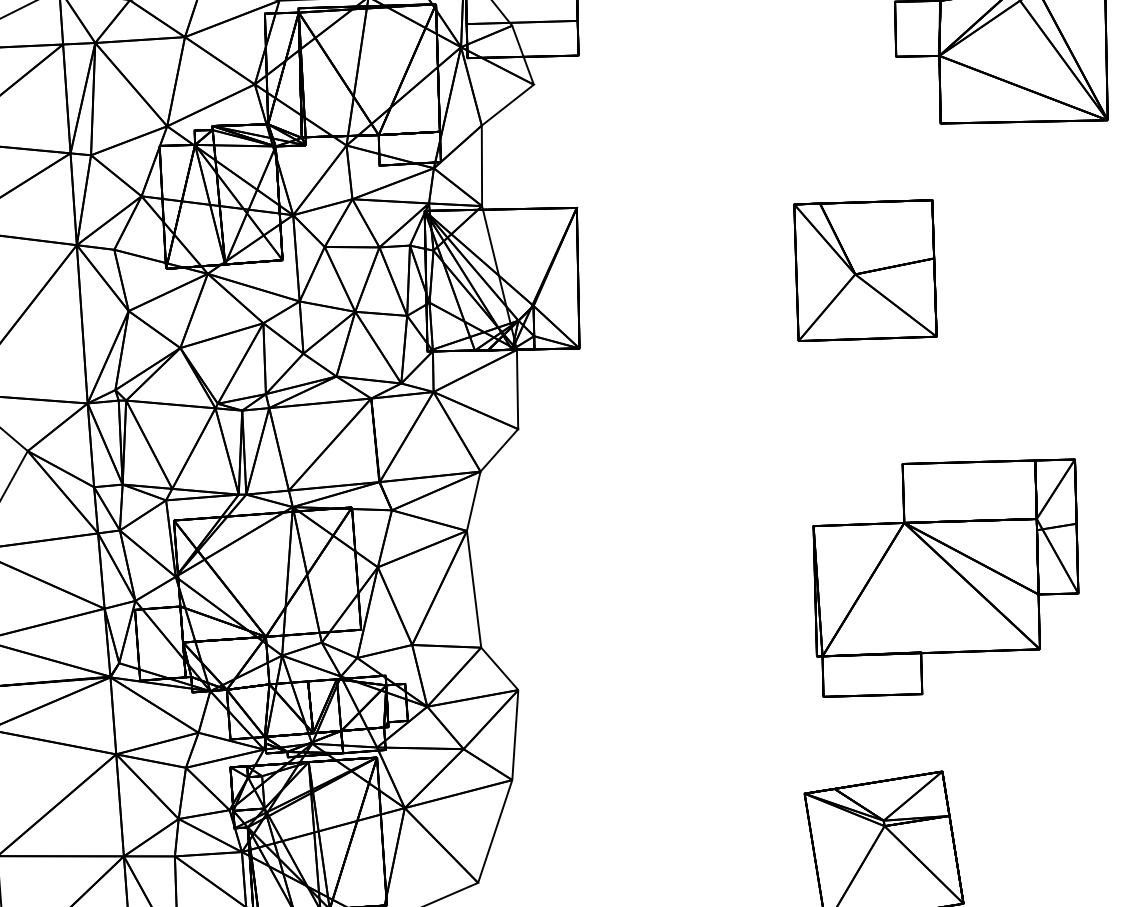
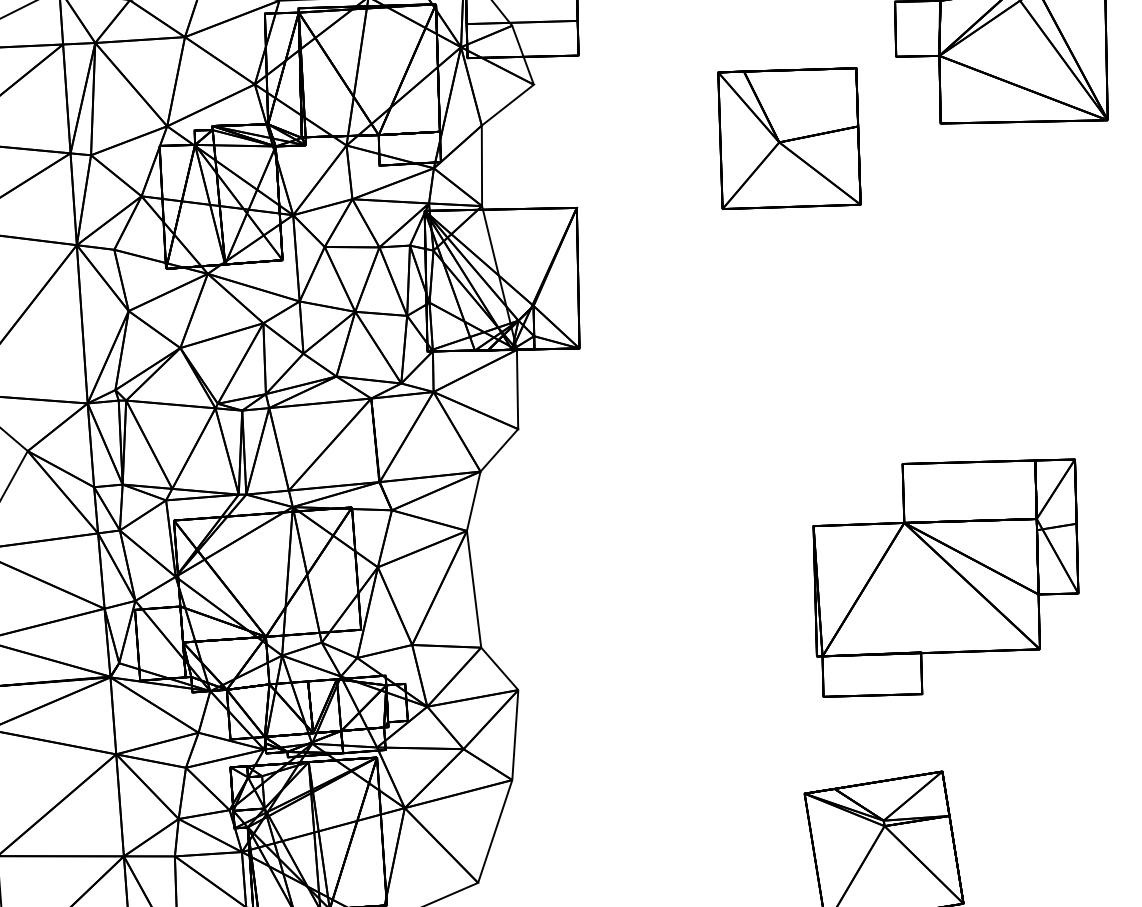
part position: (865, 270) -> (789, 138) (789, 138)
